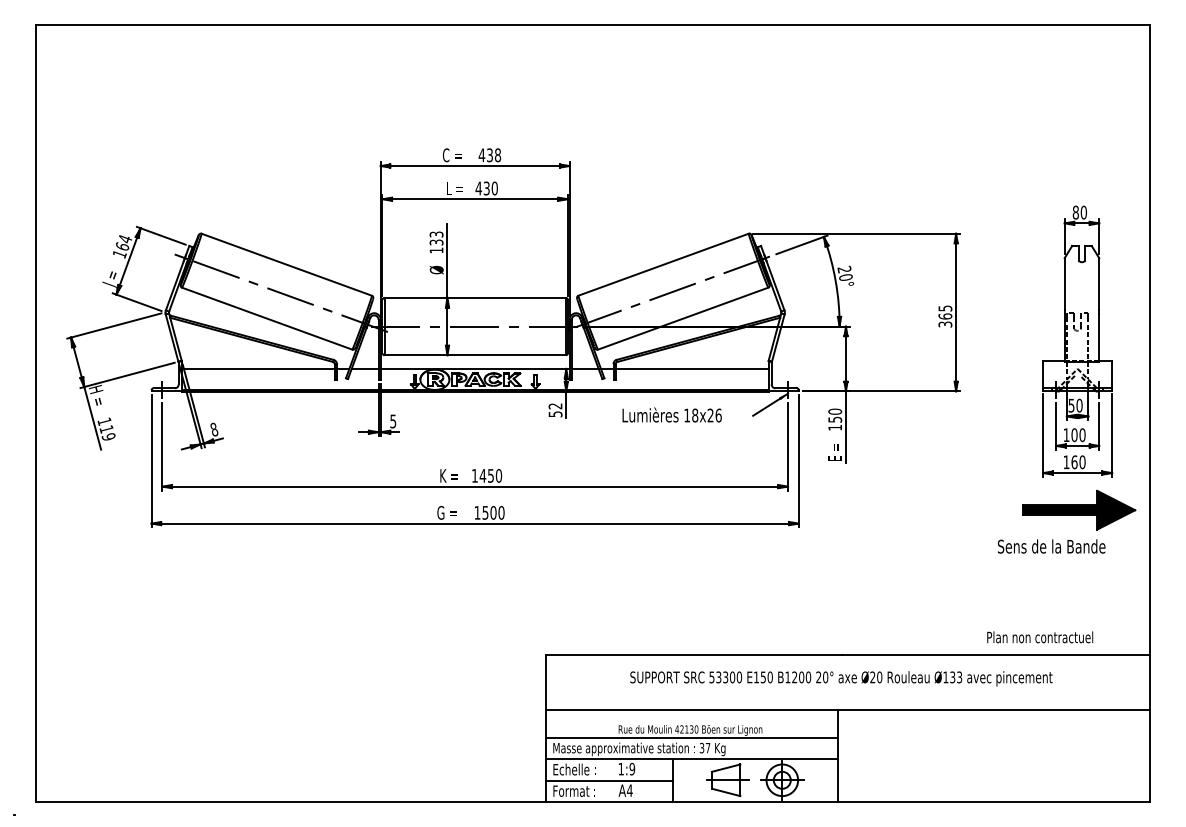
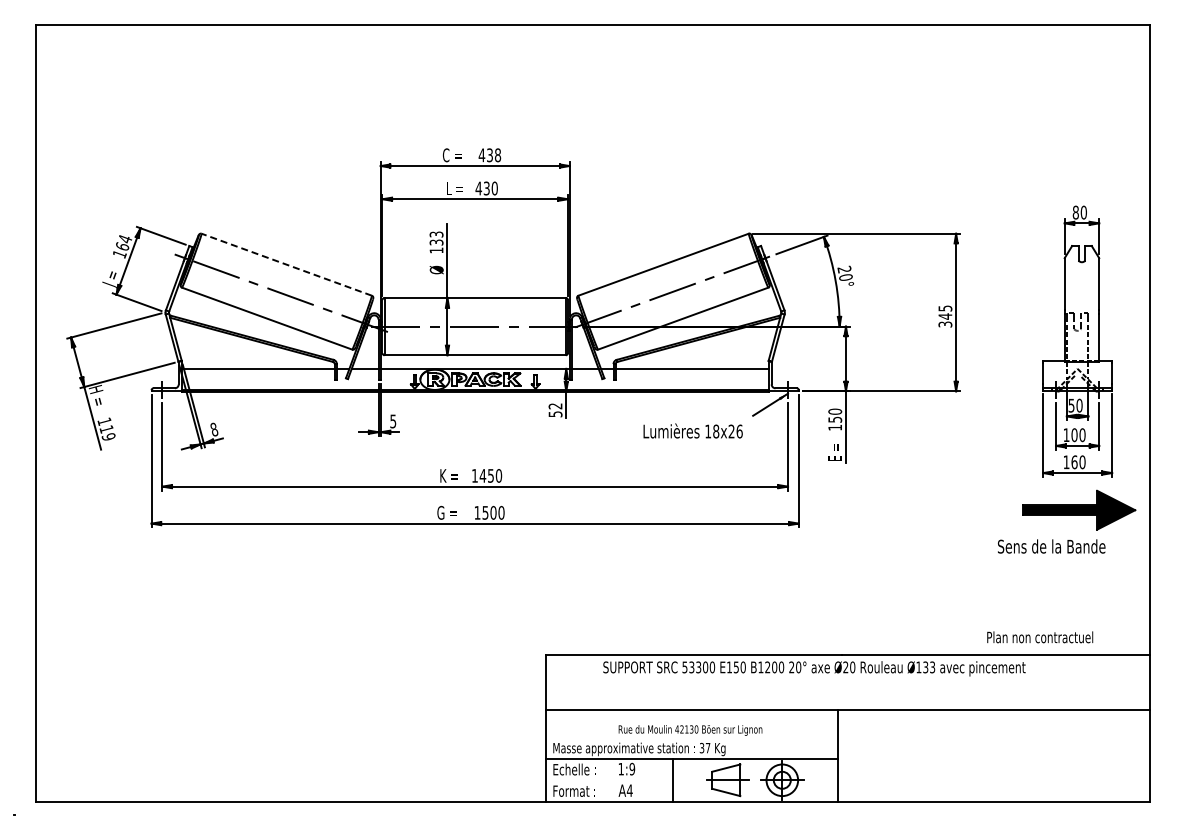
line: solid -> dashed (286, 264)
text: 365 -> 345 (945, 316)
text position: (671, 414) -> (692, 430) (692, 430)
text position: (841, 678) -> (814, 668) (814, 668)
line: present -> none (692, 738)
line: present -> none (609, 780)
